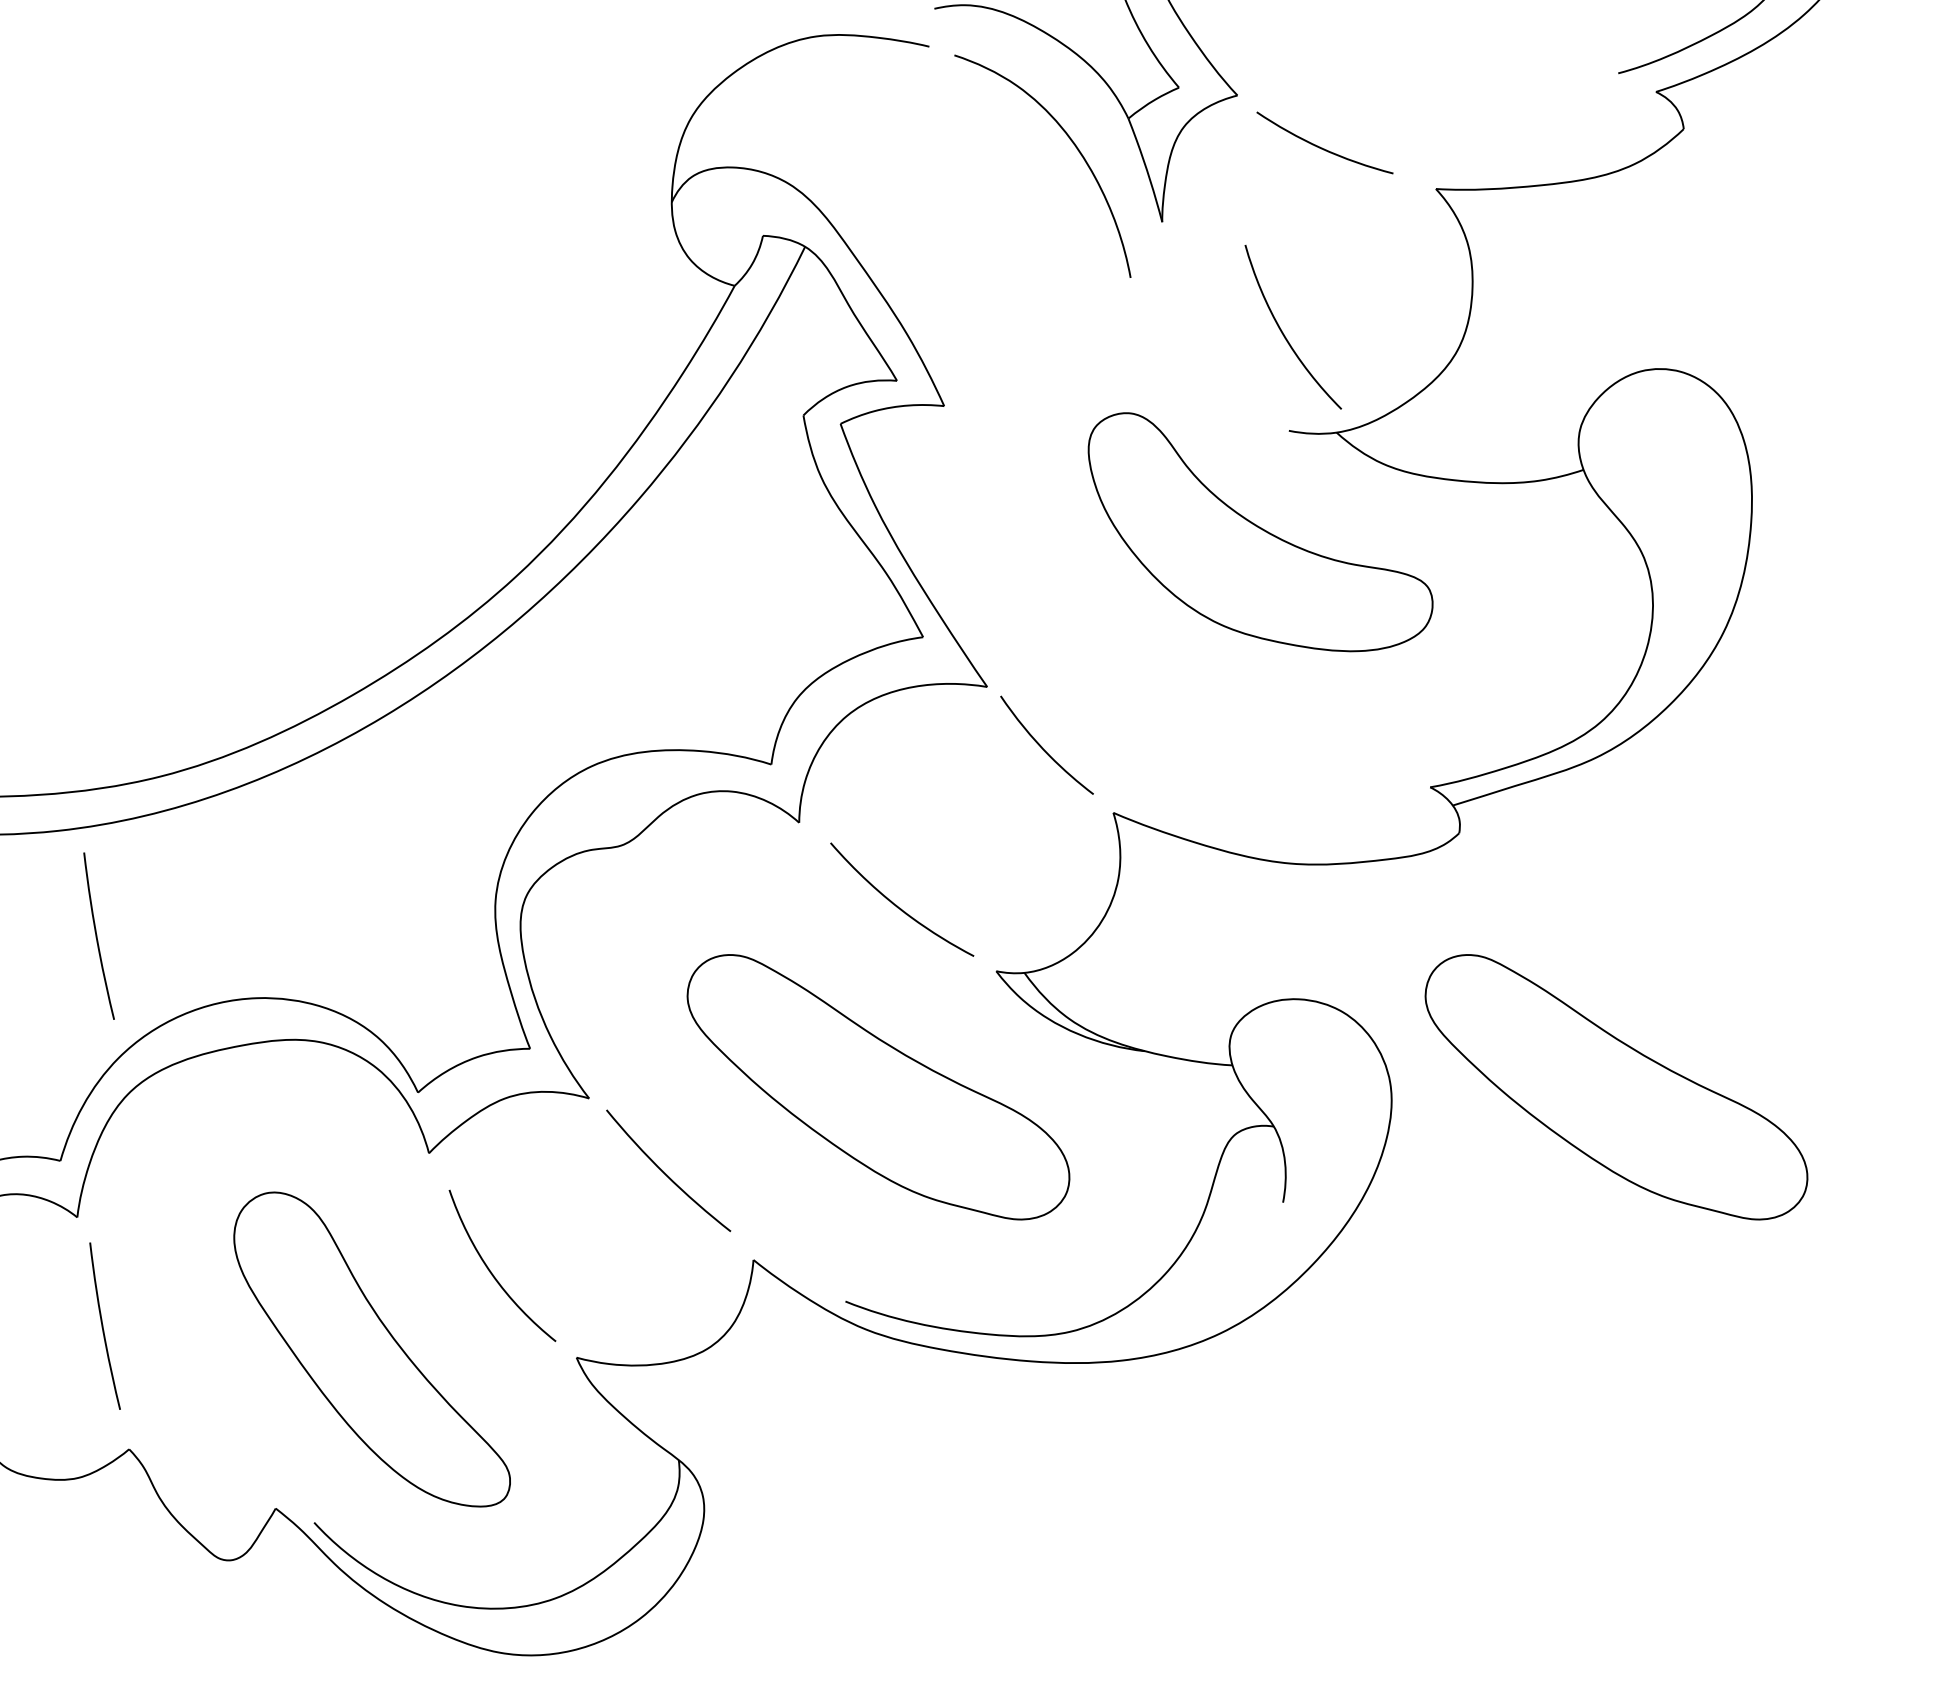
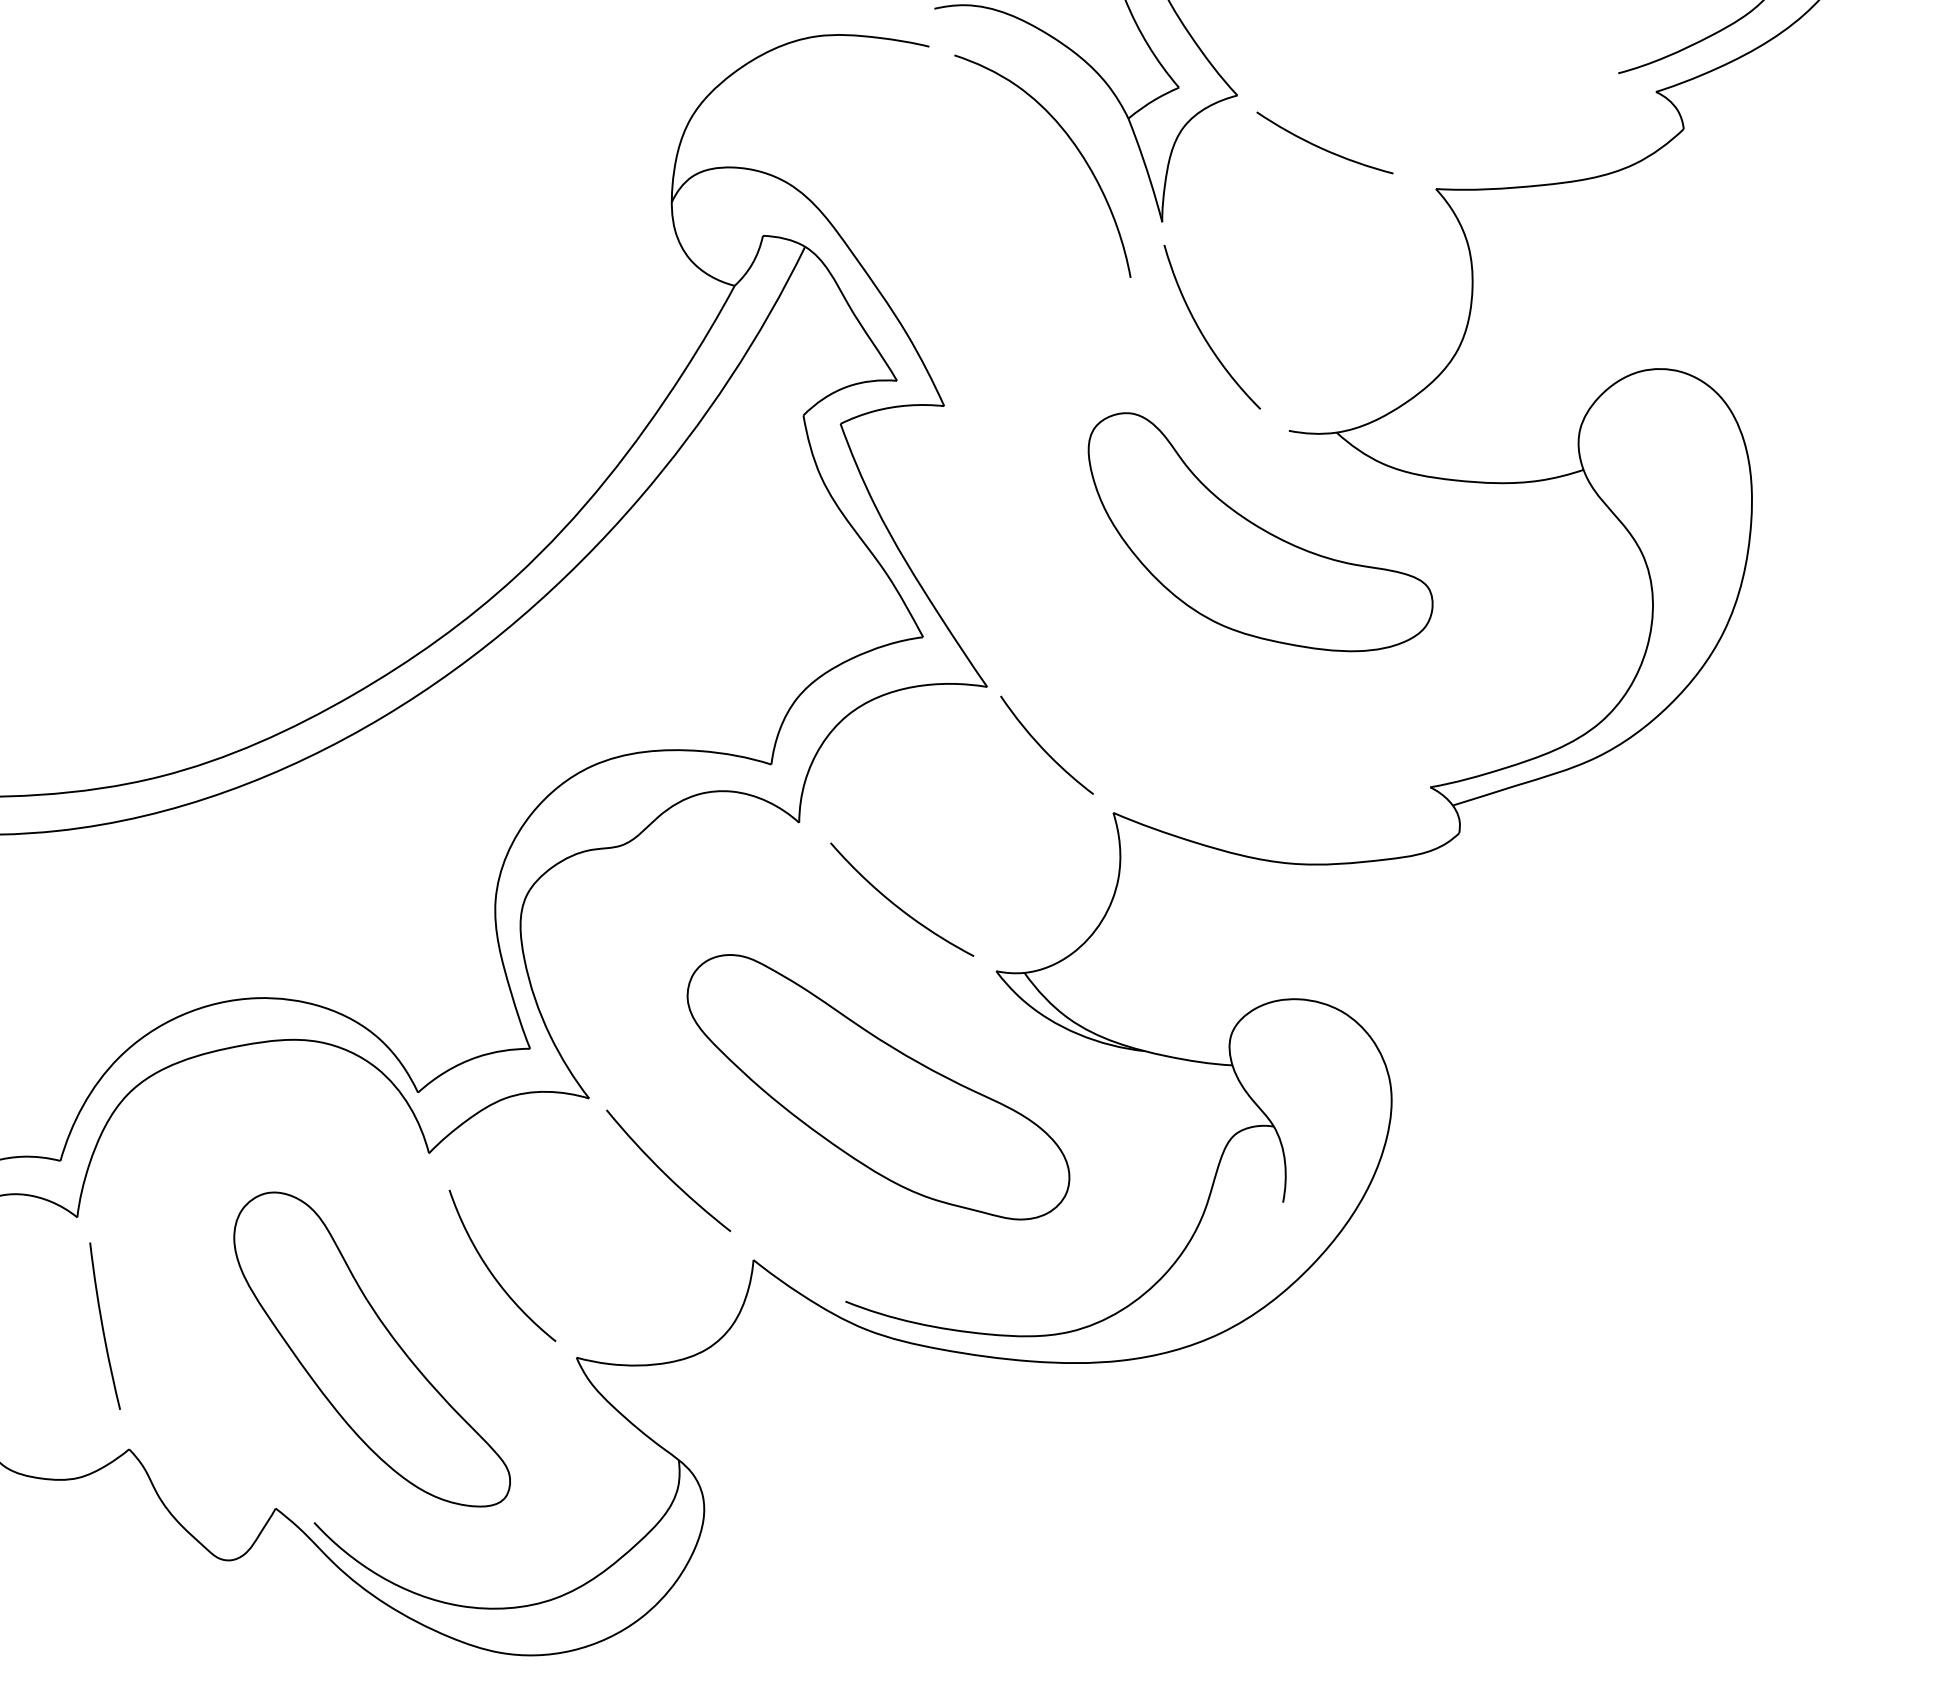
curve position: (1283, 332) -> (1202, 332) (1202, 332)
curve: present -> none (97, 935)
part: present -> none (1616, 1087)
